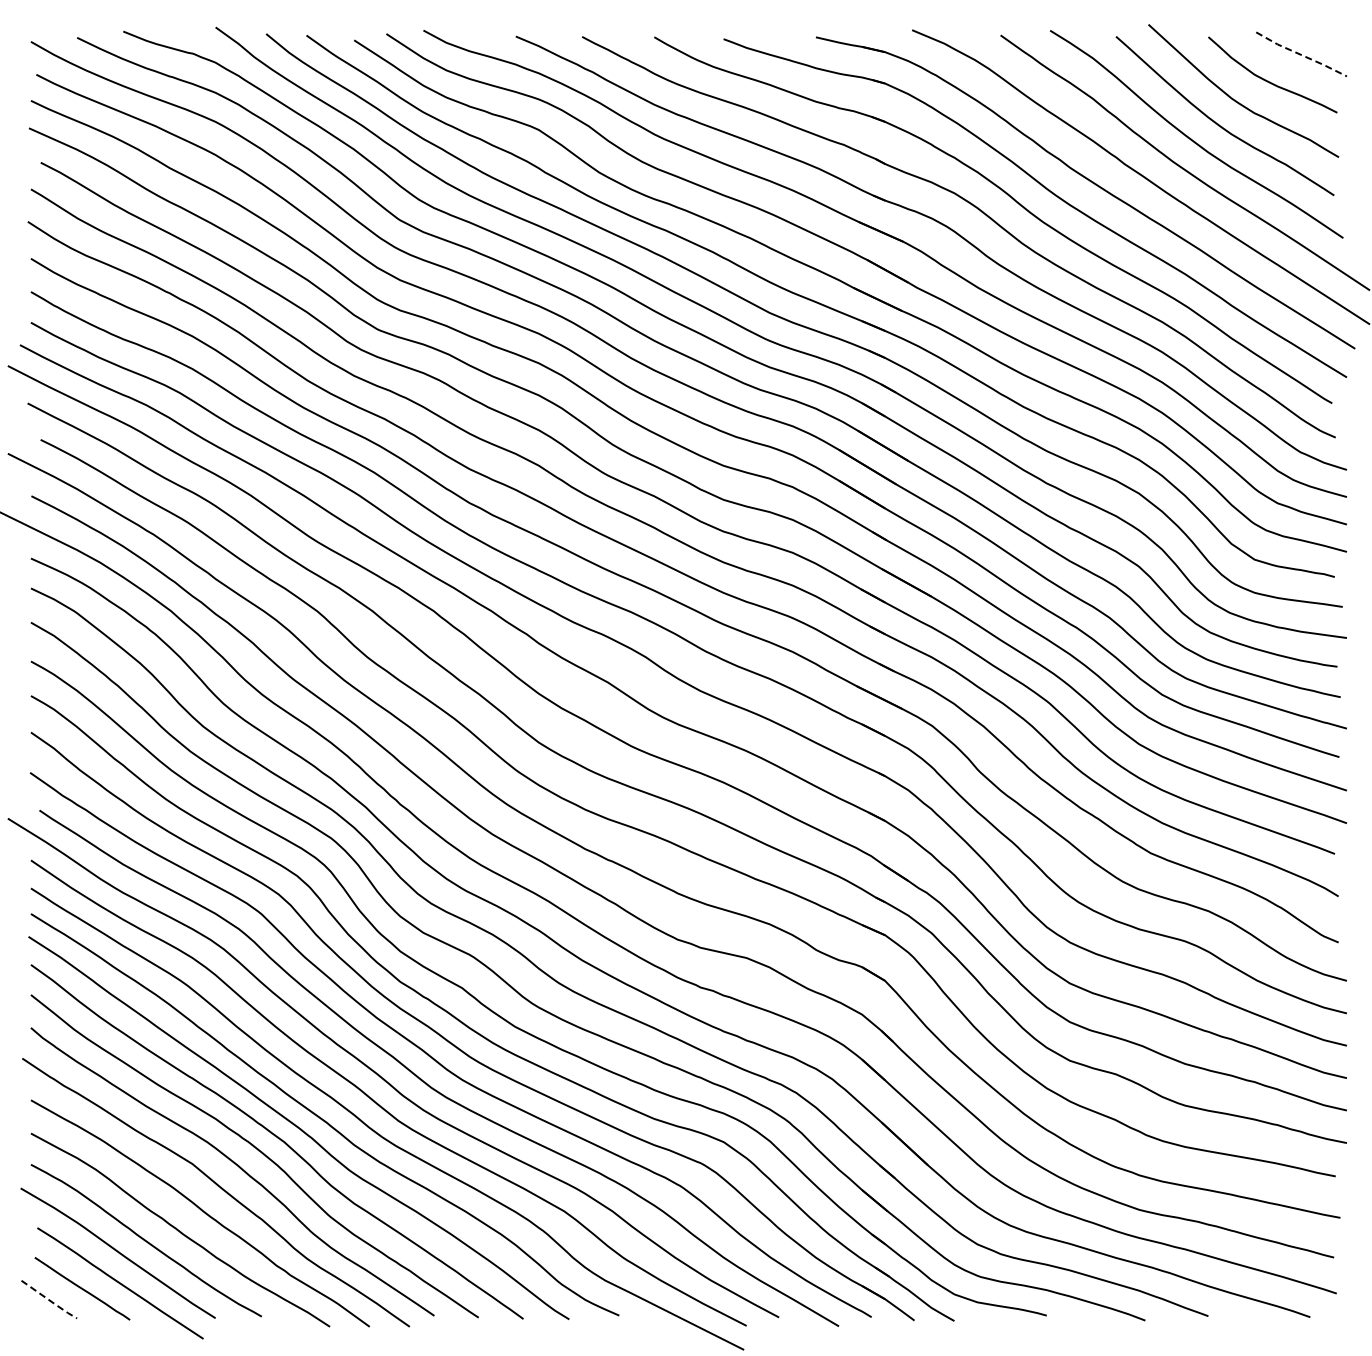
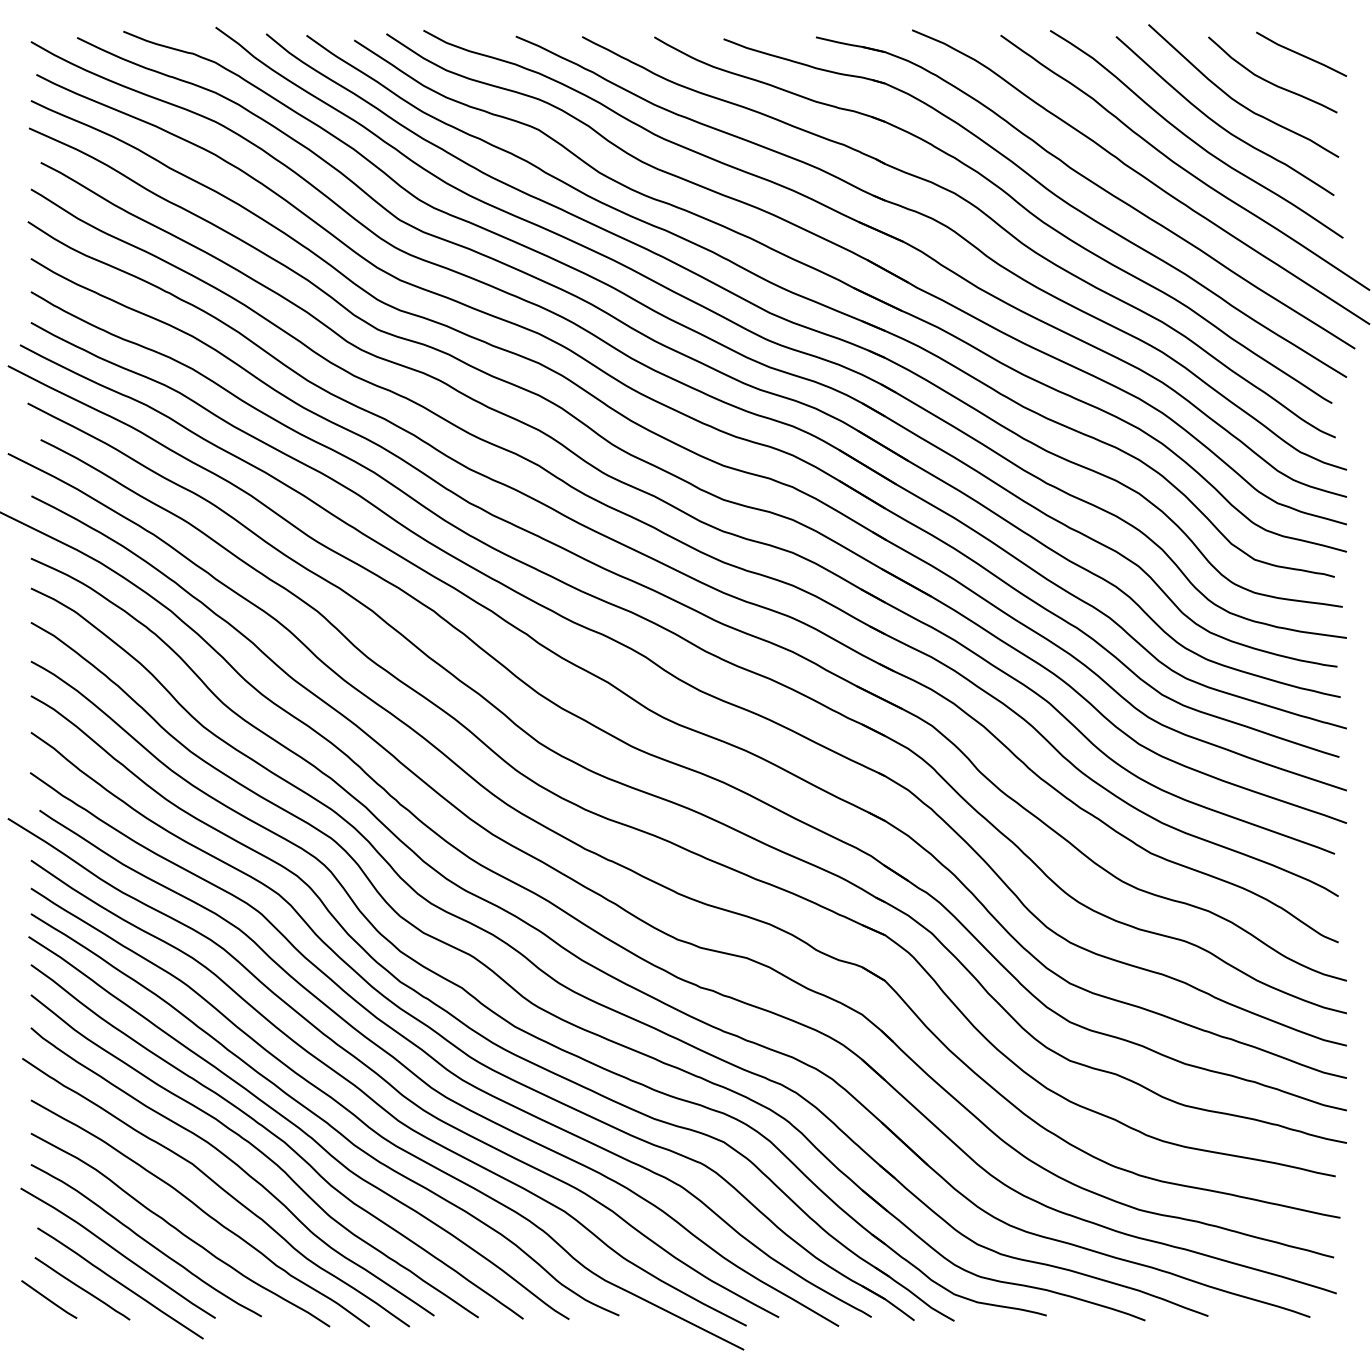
line: dashed -> solid (1301, 54)
line: dashed -> solid (49, 1300)
